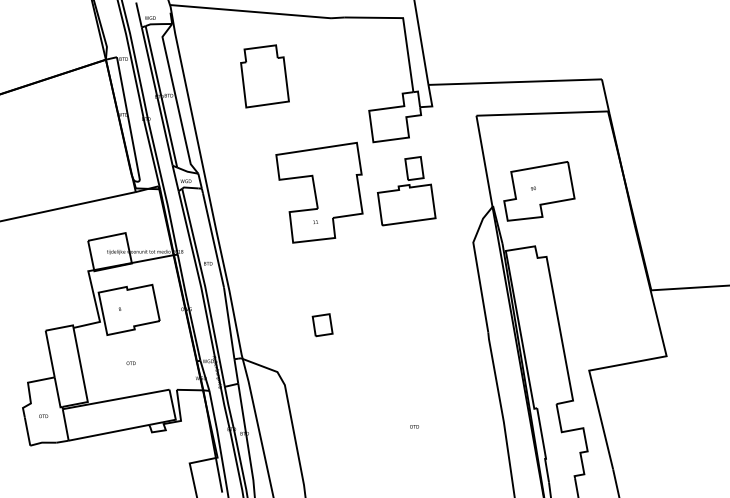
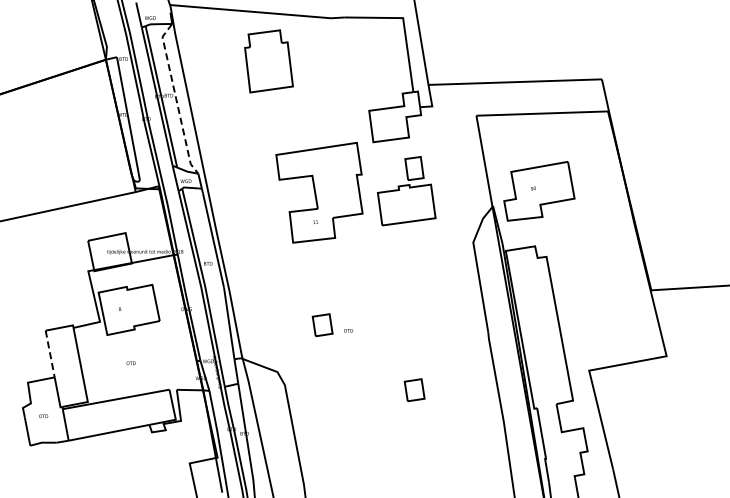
part position: (264, 76) -> (268, 61) (268, 61)
line: solid -> dashed (176, 99)
line: solid -> dashed (50, 354)
part: none -> present (414, 390)
text position: (414, 426) -> (348, 330) (348, 330)
